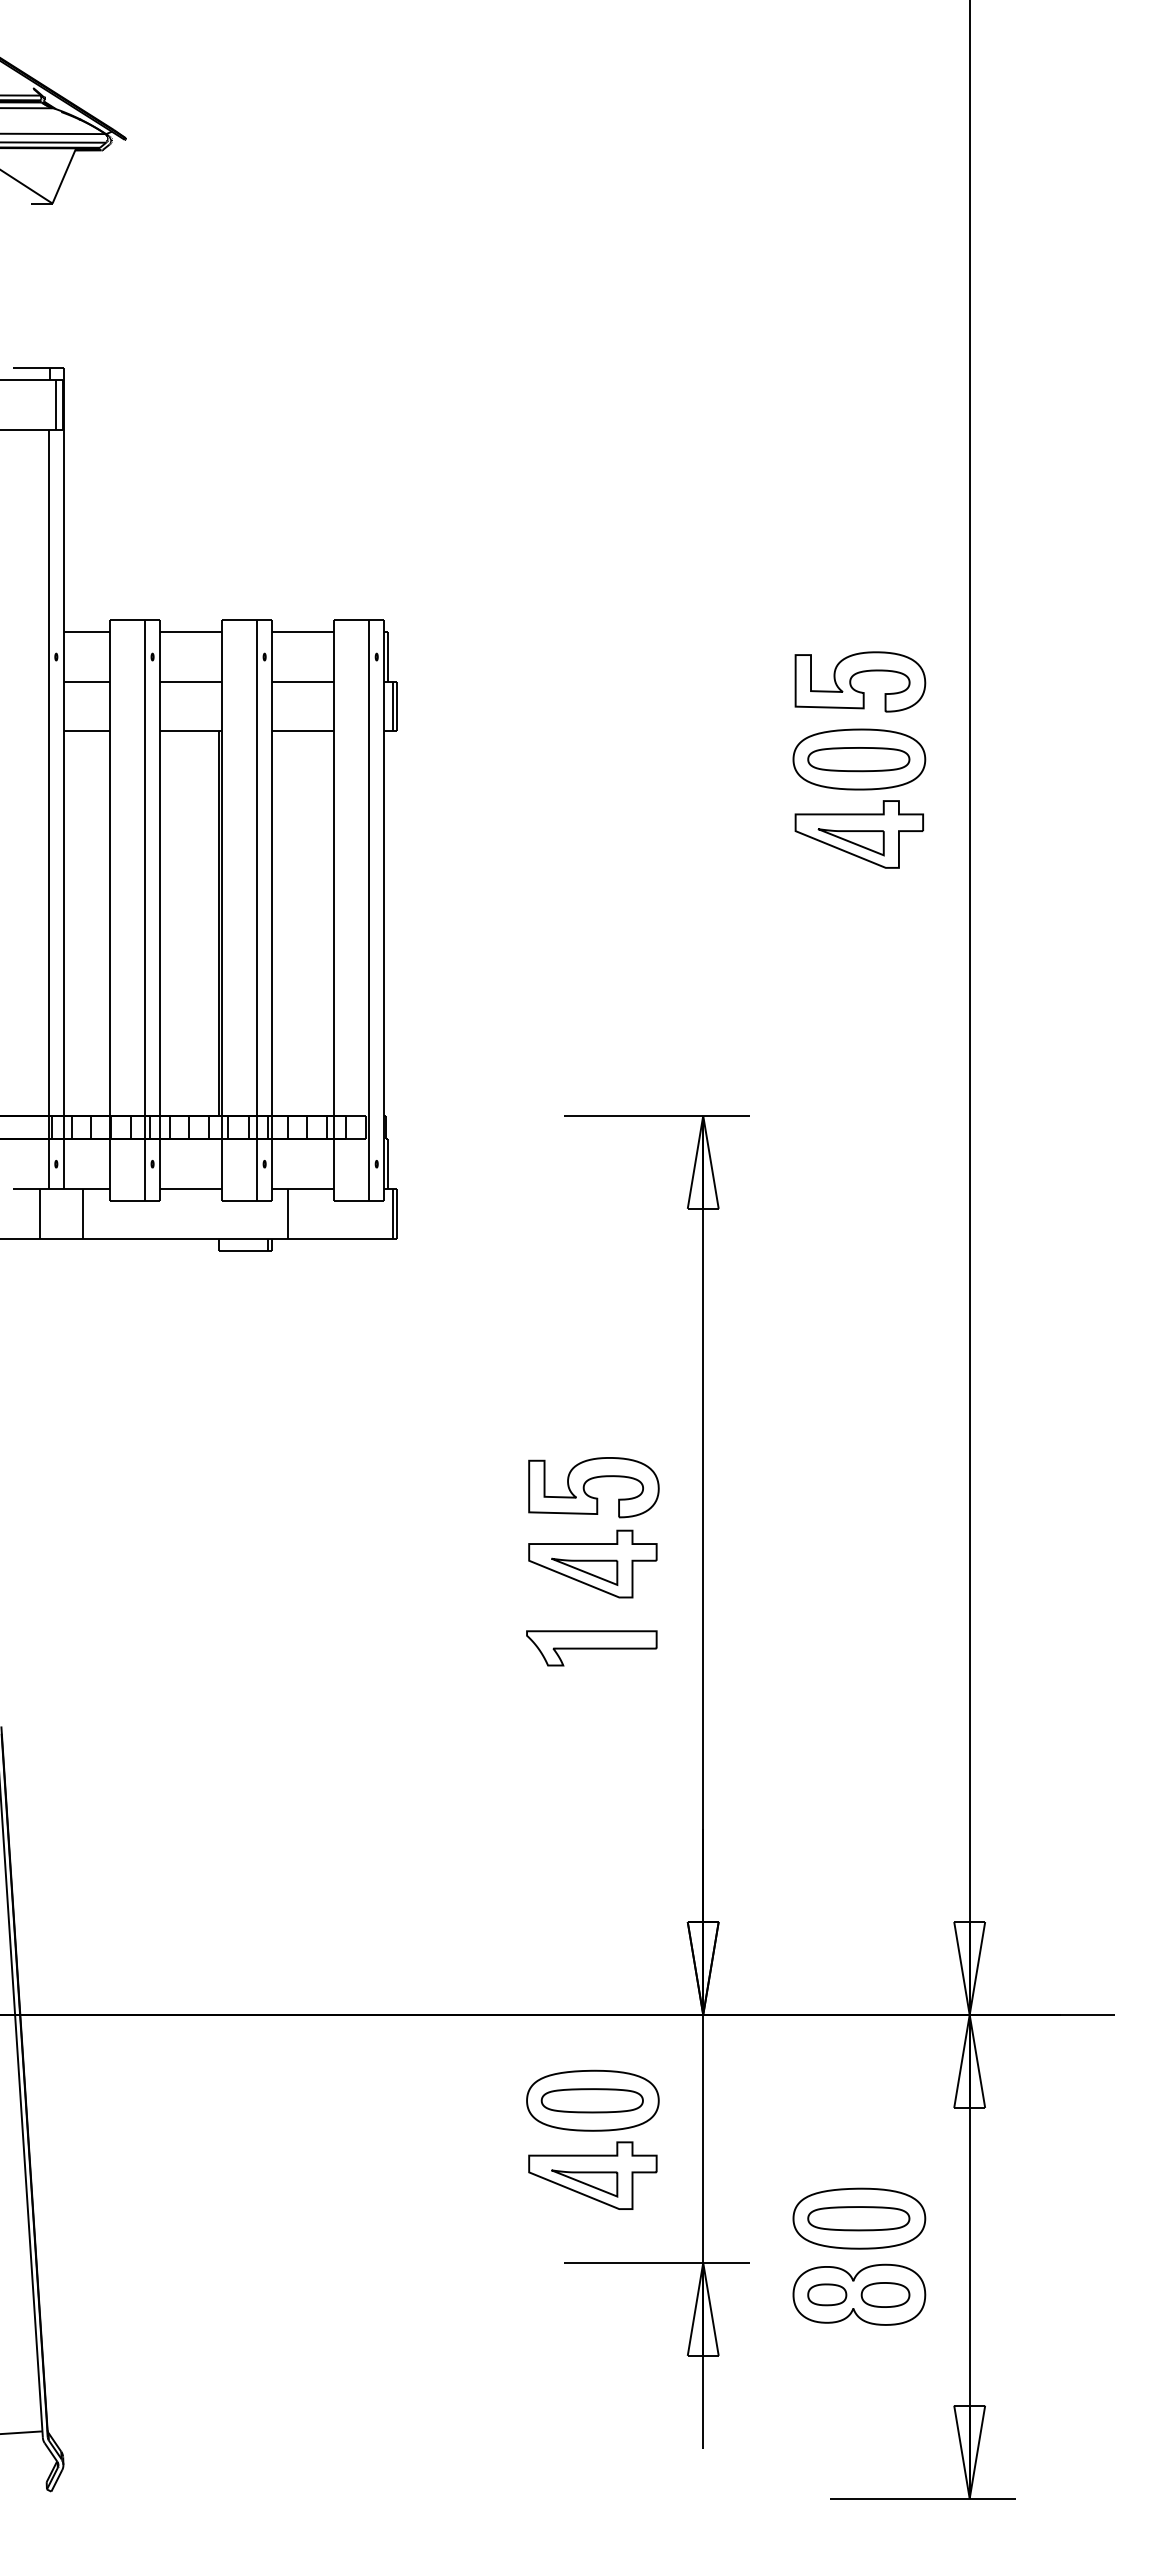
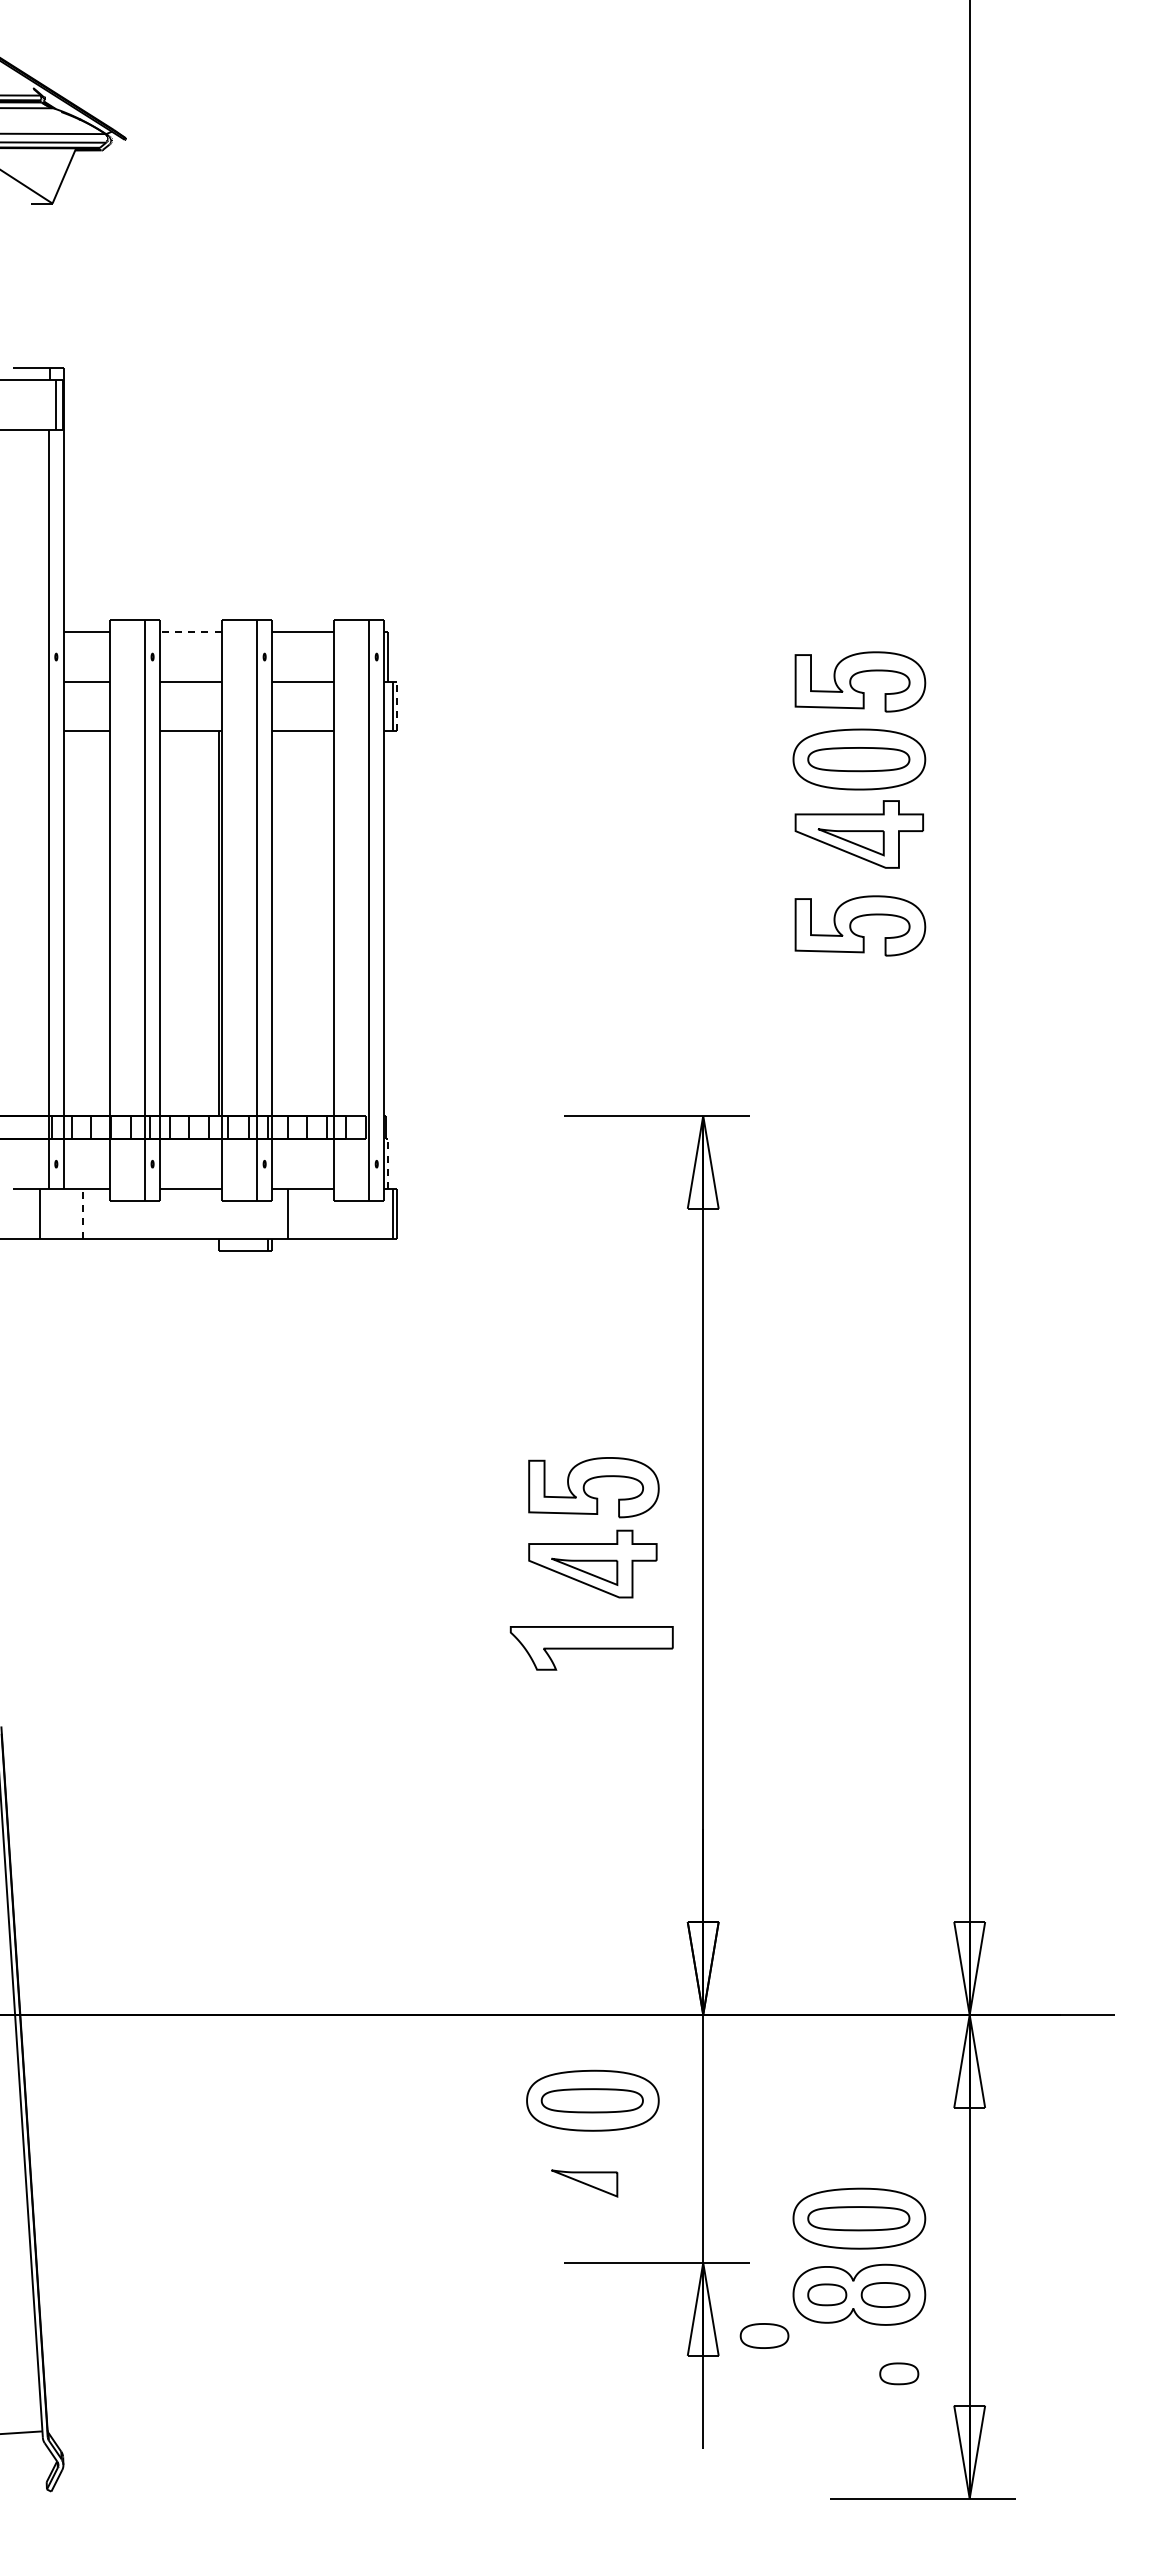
line: solid -> dashed (190, 632)
line: solid -> dashed (397, 706)
part: none -> present (857, 918)
line: solid -> dashed (388, 1164)
line: solid -> dashed (83, 1213)
part size: 132x37 px -> 165x45 px (591, 1648)
part: present -> none (592, 2175)
part: none -> present (764, 2335)
part: none -> present (899, 2373)
